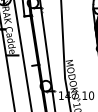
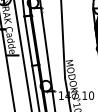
line: none -> present (31, 62)
